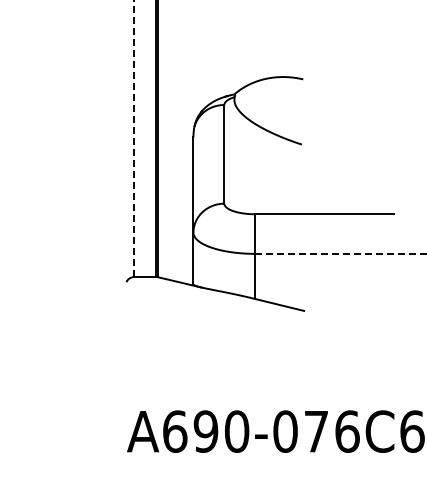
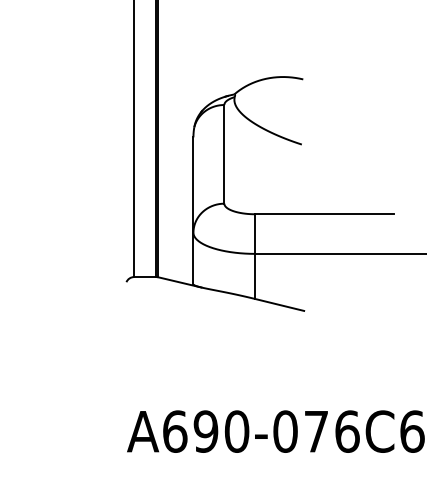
line: dashed -> solid (134, 138)
line: dashed -> solid (340, 253)
